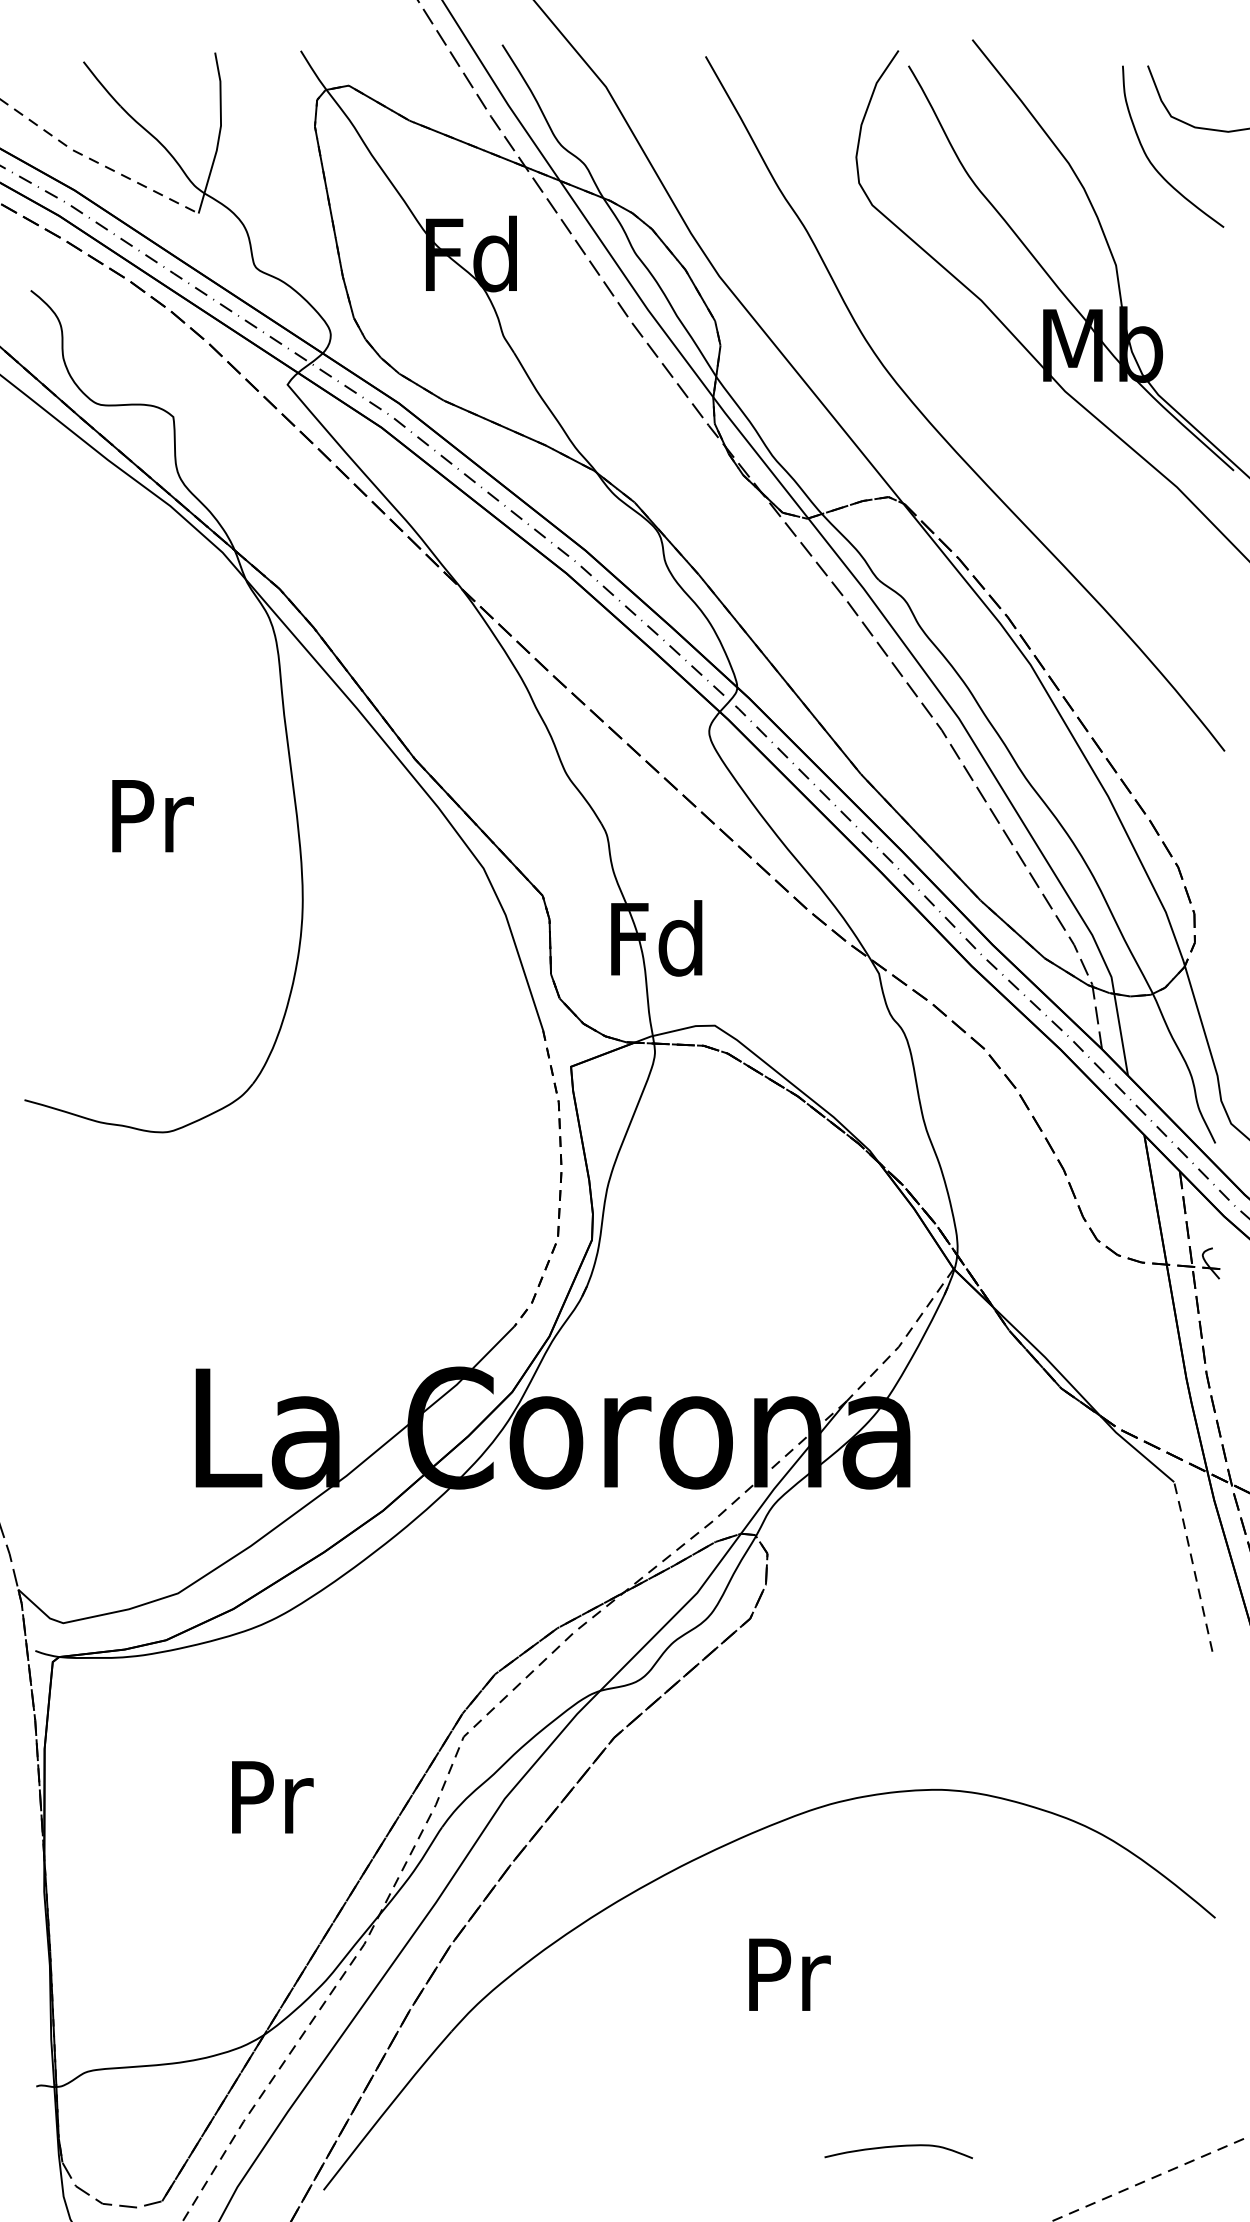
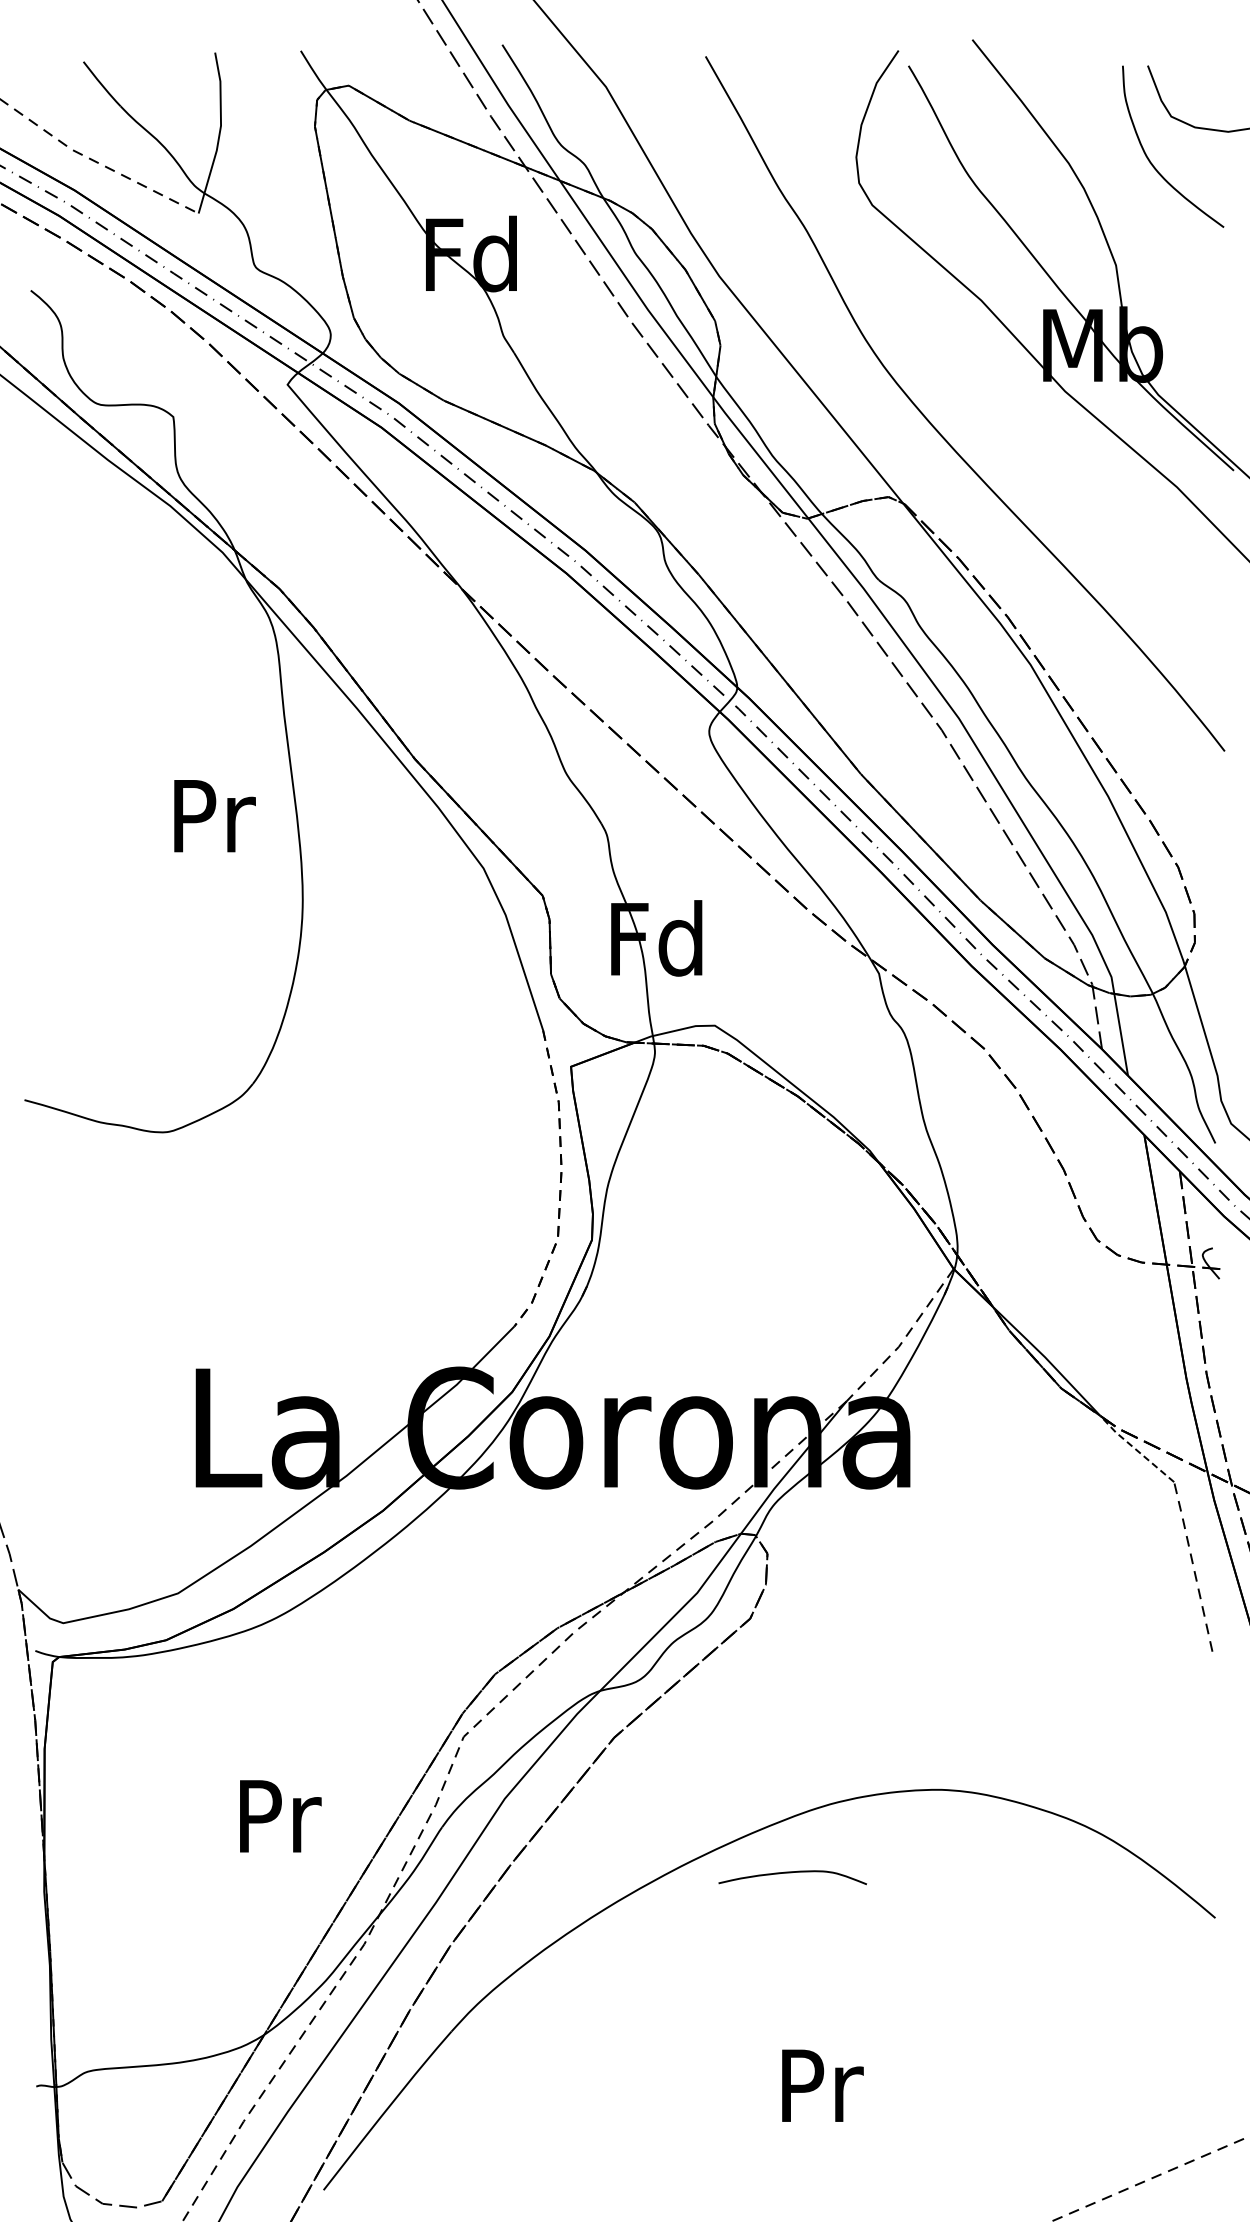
text position: (152, 816) -> (214, 816) (214, 816)
line: solid -> dashed (1135, 1449)
text position: (272, 1797) -> (280, 1816) (280, 1816)
text position: (789, 1974) -> (822, 2085) (822, 2085)
curve position: (898, 2147) -> (792, 1873) (792, 1873)
